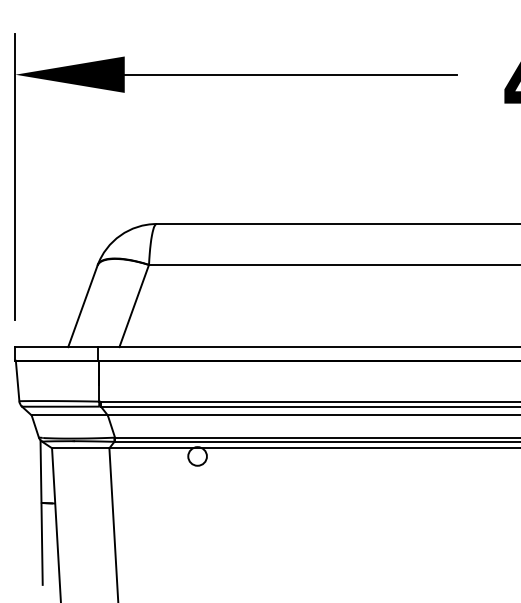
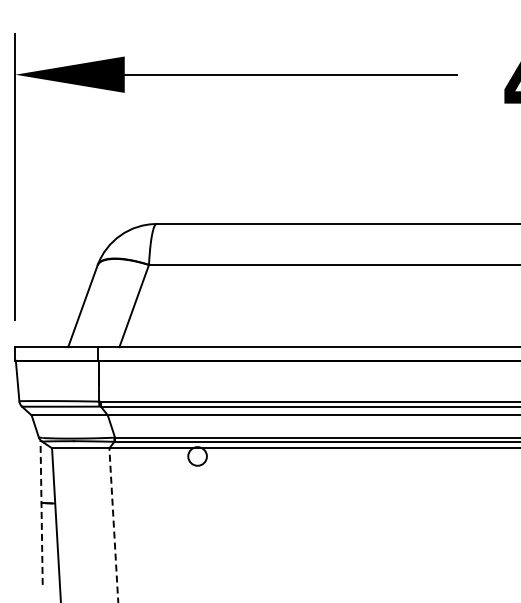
line: solid -> dashed (41, 512)
line: solid -> dashed (113, 525)
